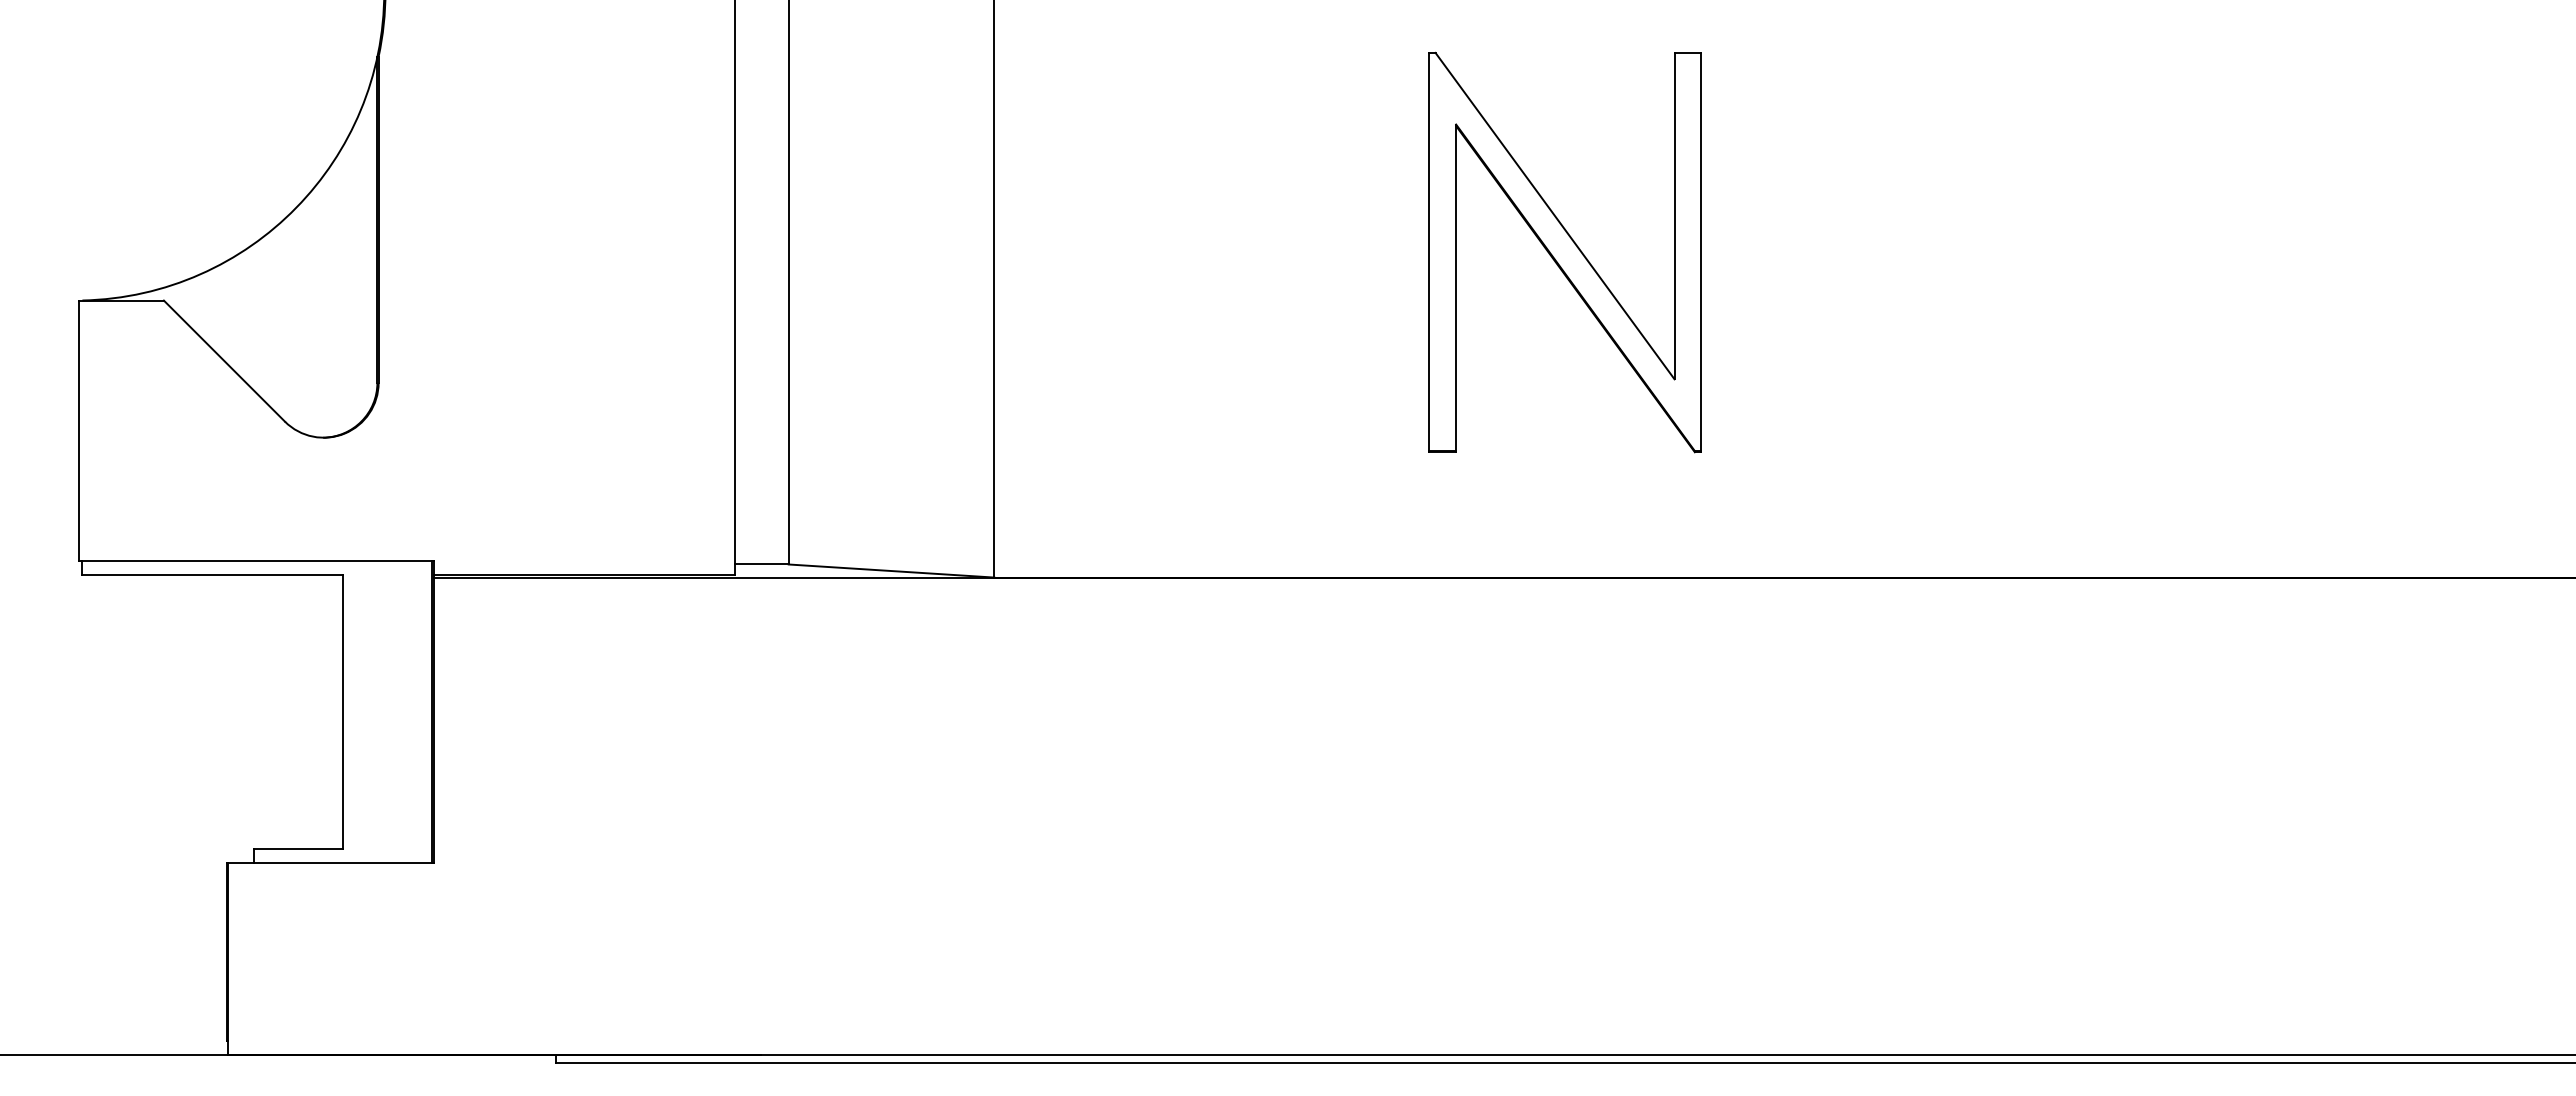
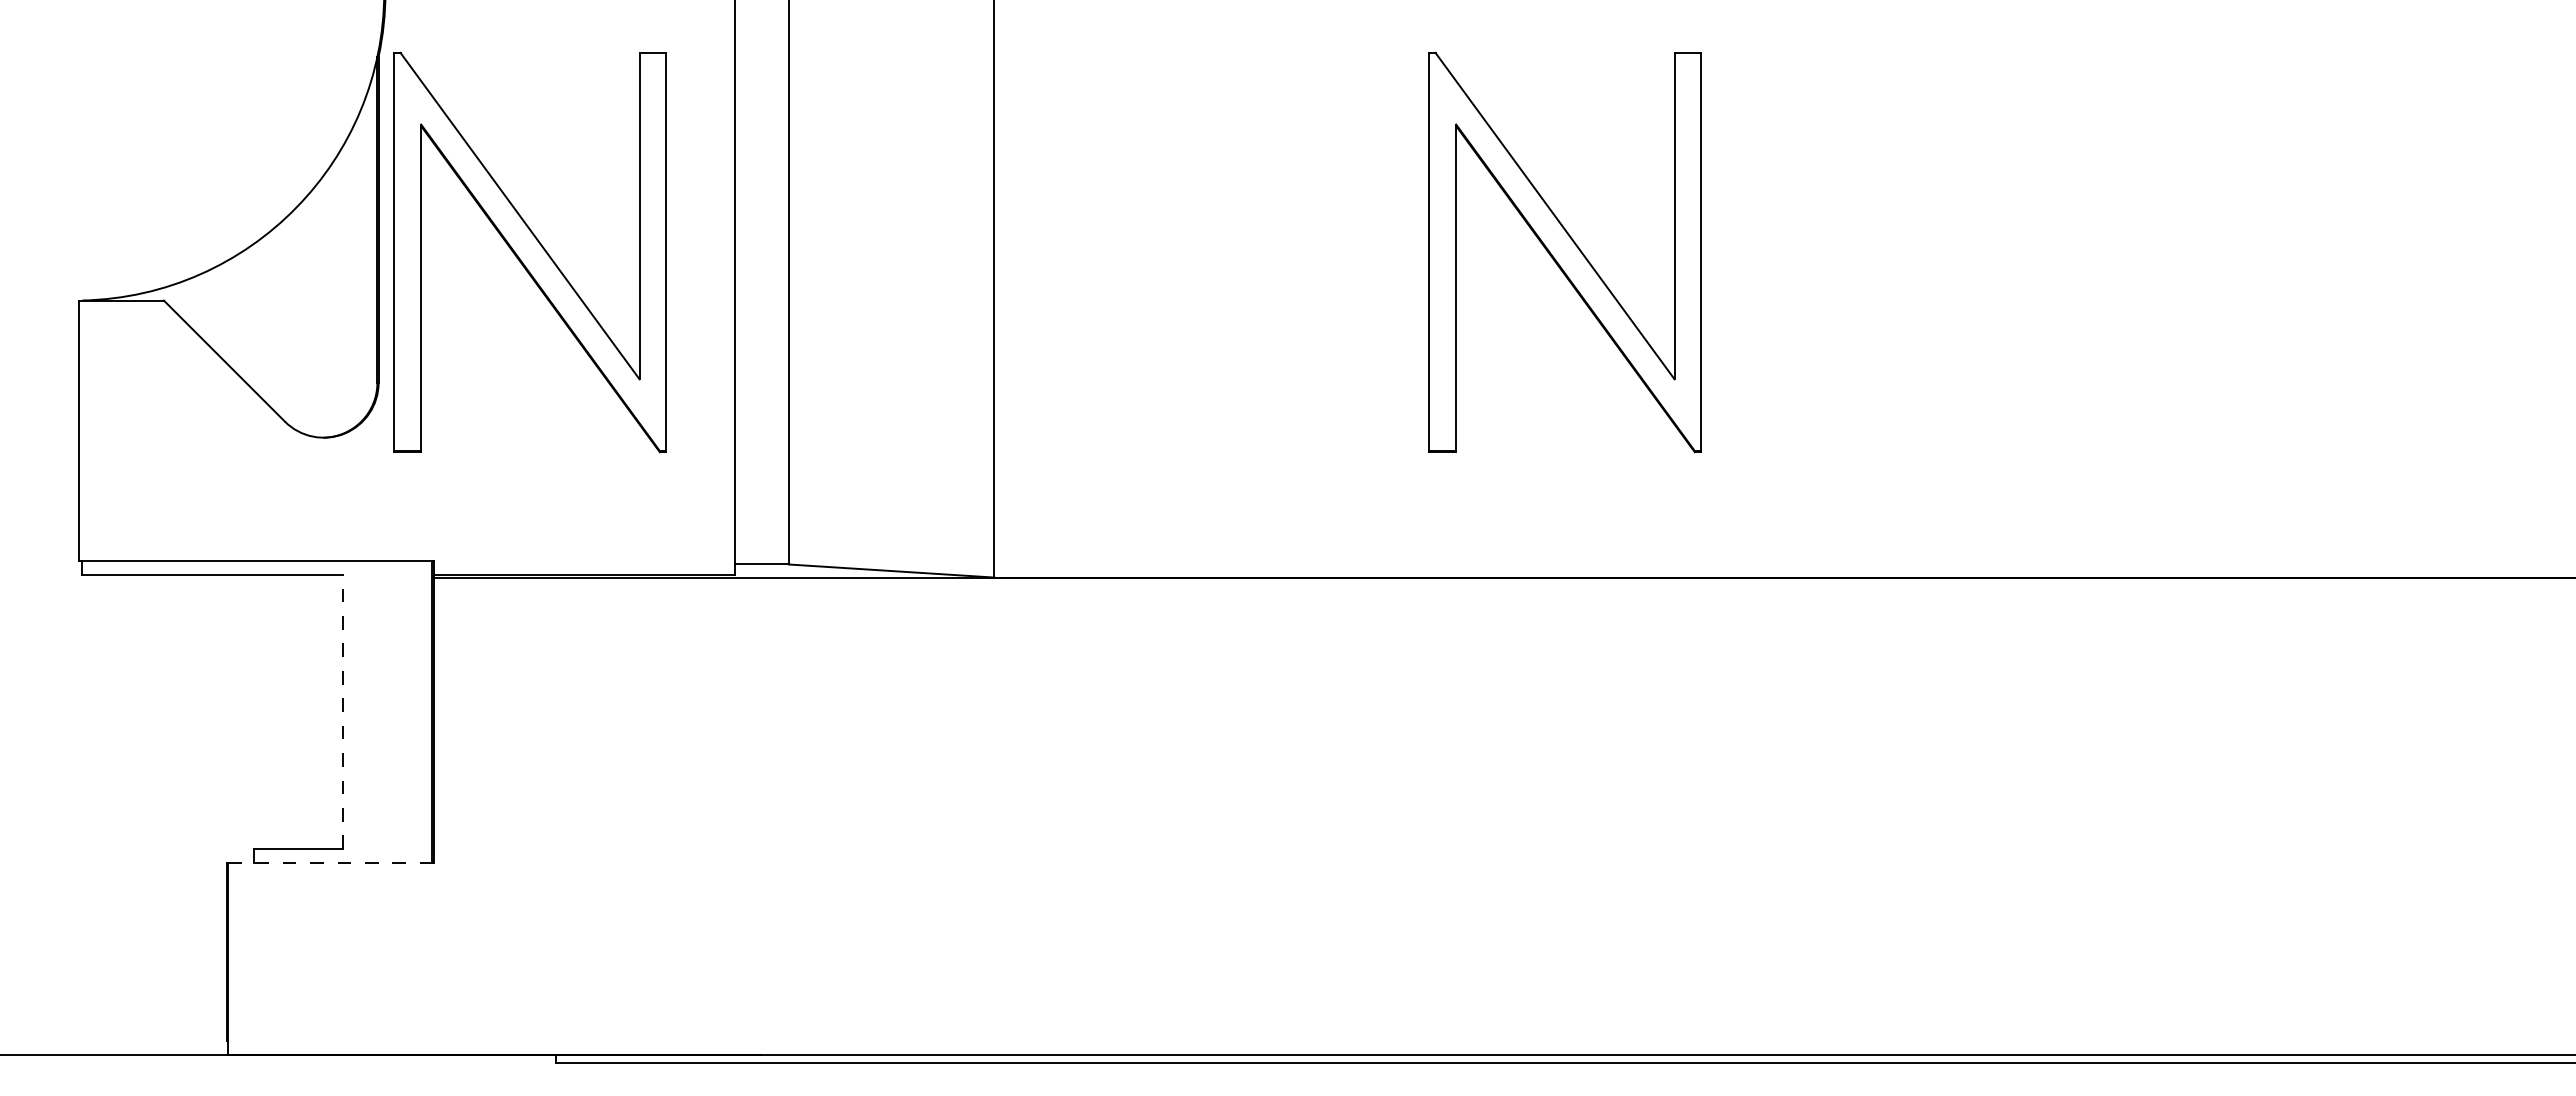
part: none -> present (529, 252)
line: solid -> dashed (343, 711)
line: solid -> dashed (330, 862)
